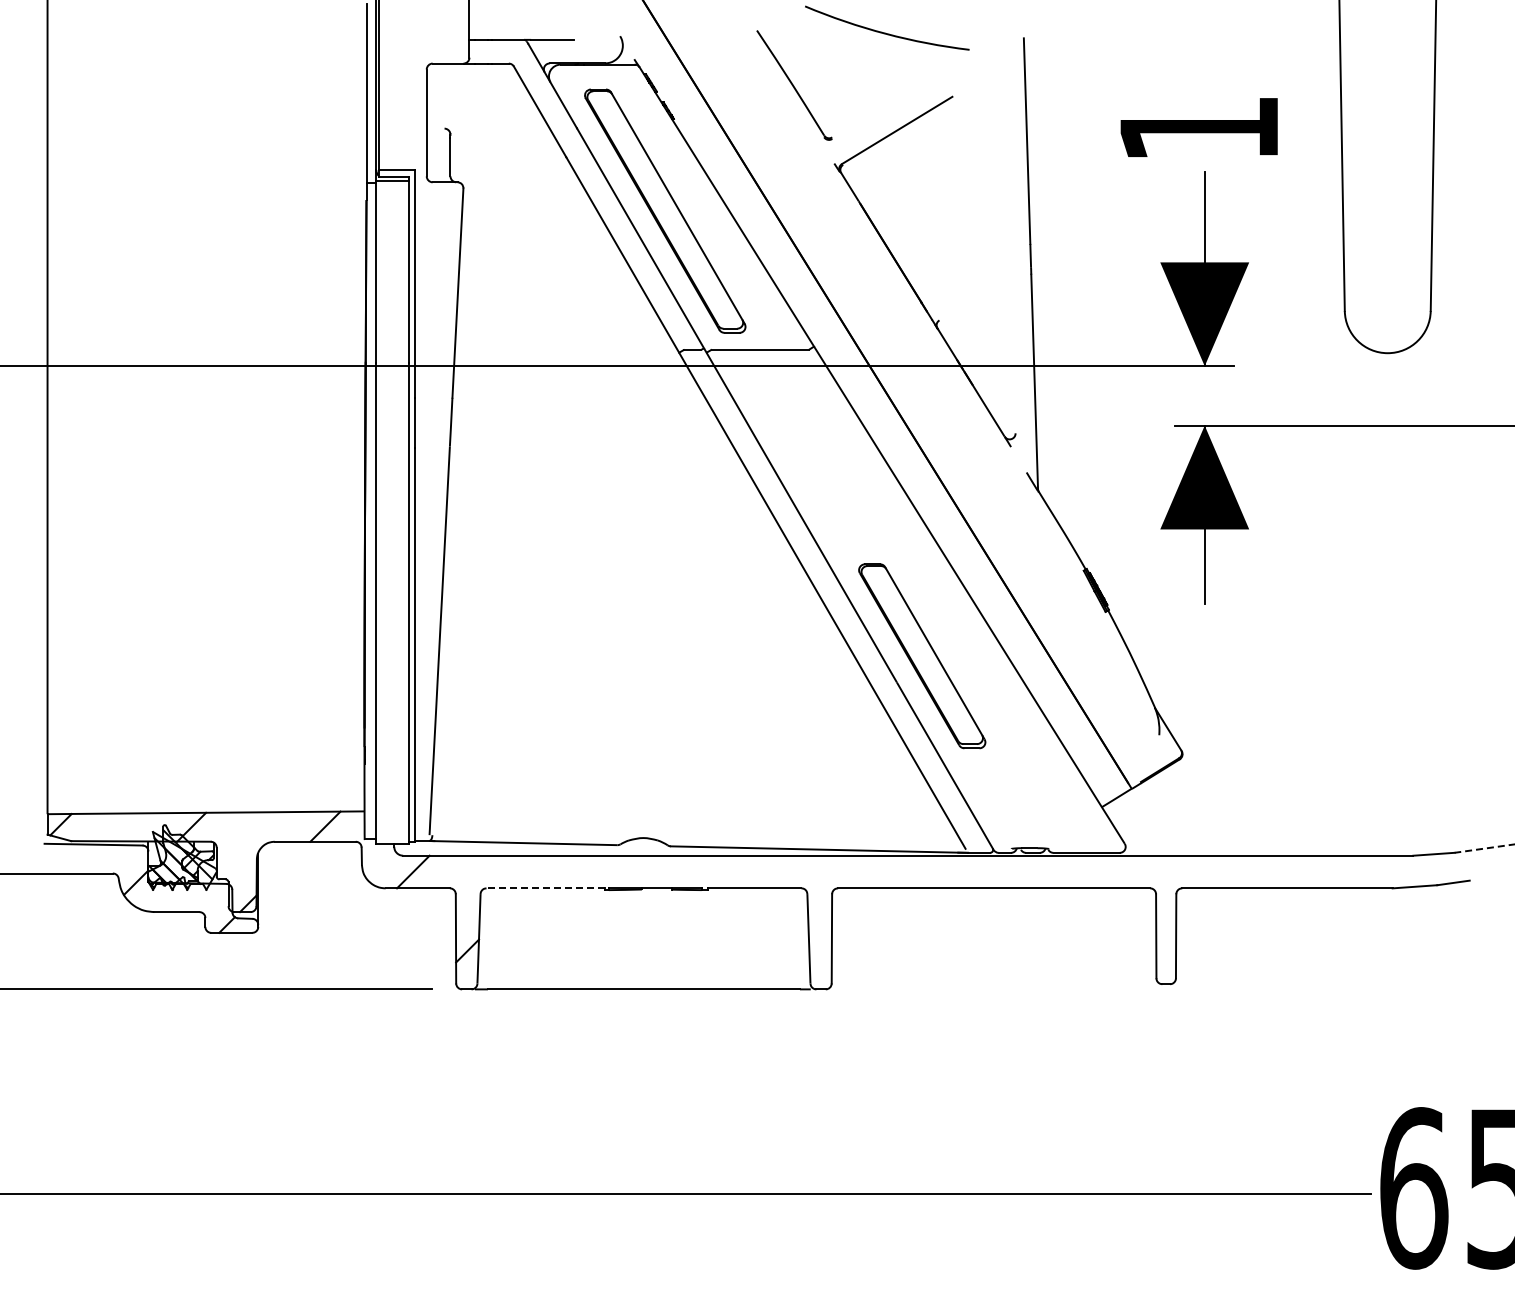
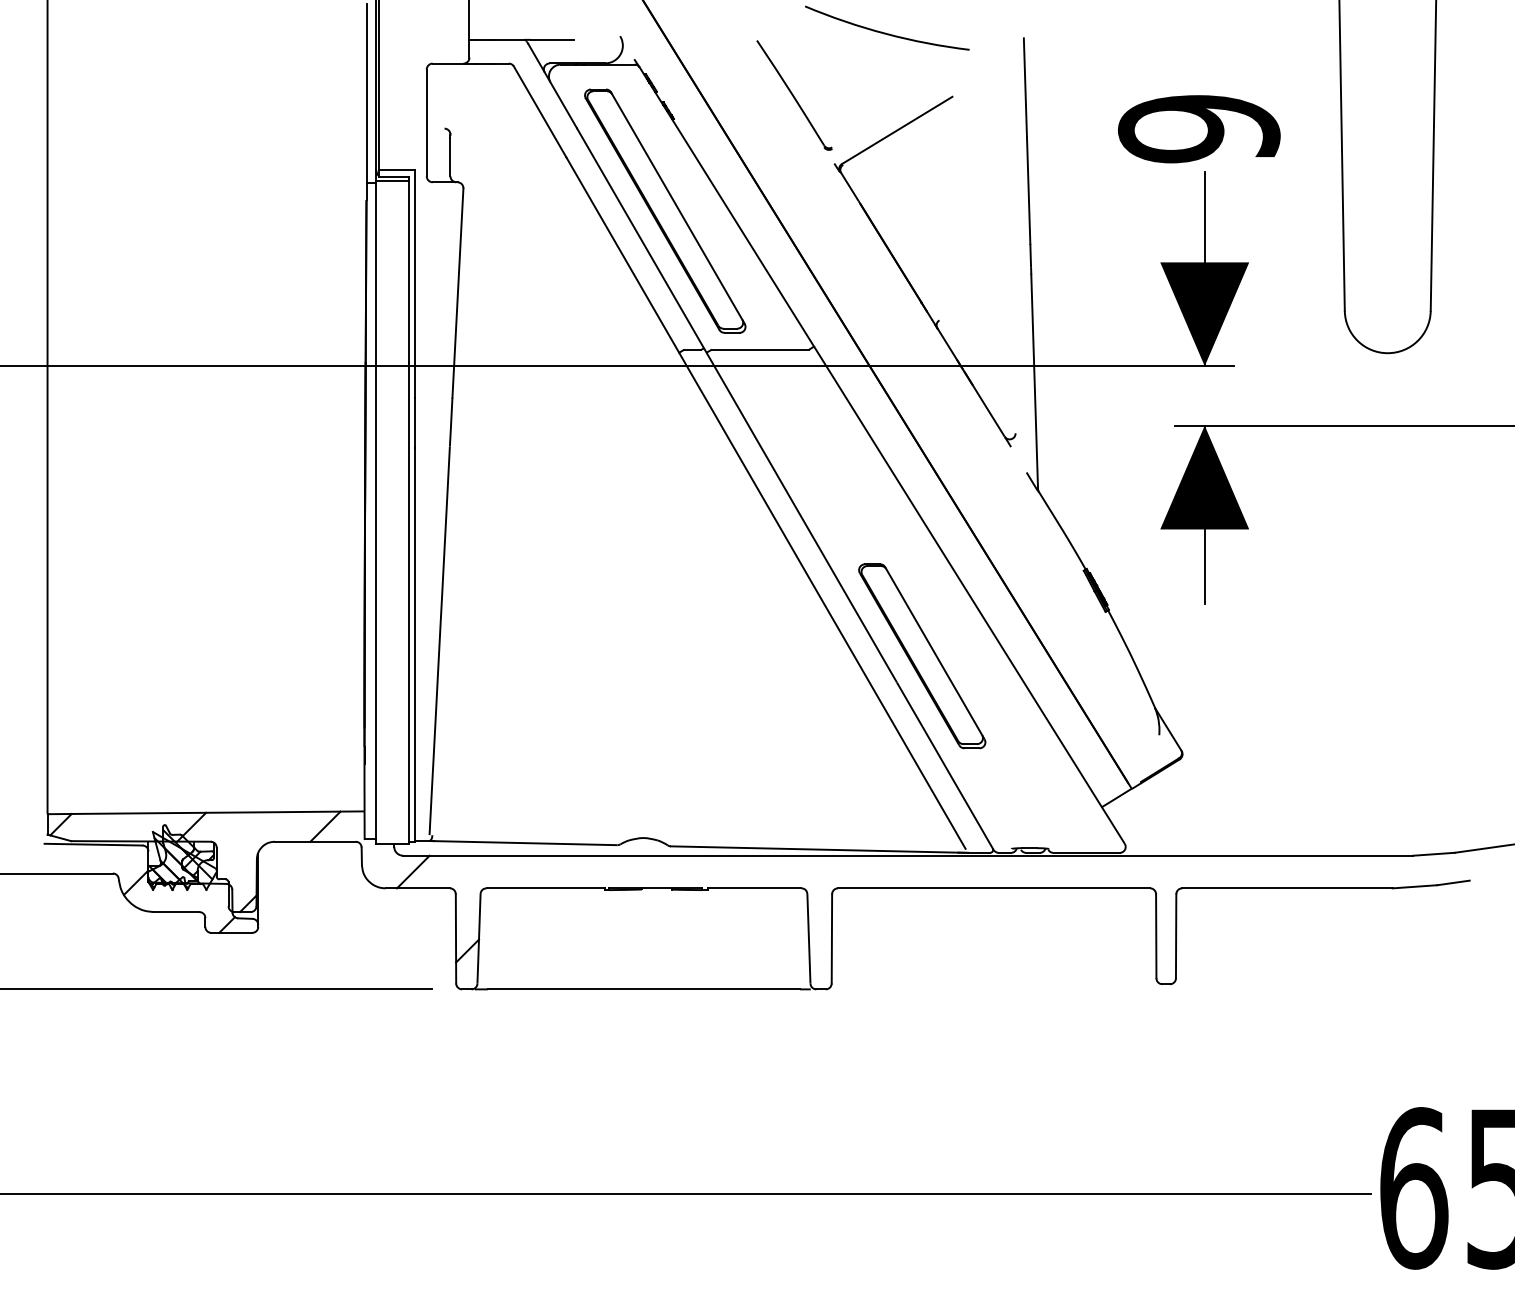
part position: (794, 85) -> (794, 95) (794, 95)
text: 1 -> 9 (1199, 129)
line: dashed -> solid (1484, 848)
line: dashed -> solid (545, 888)
